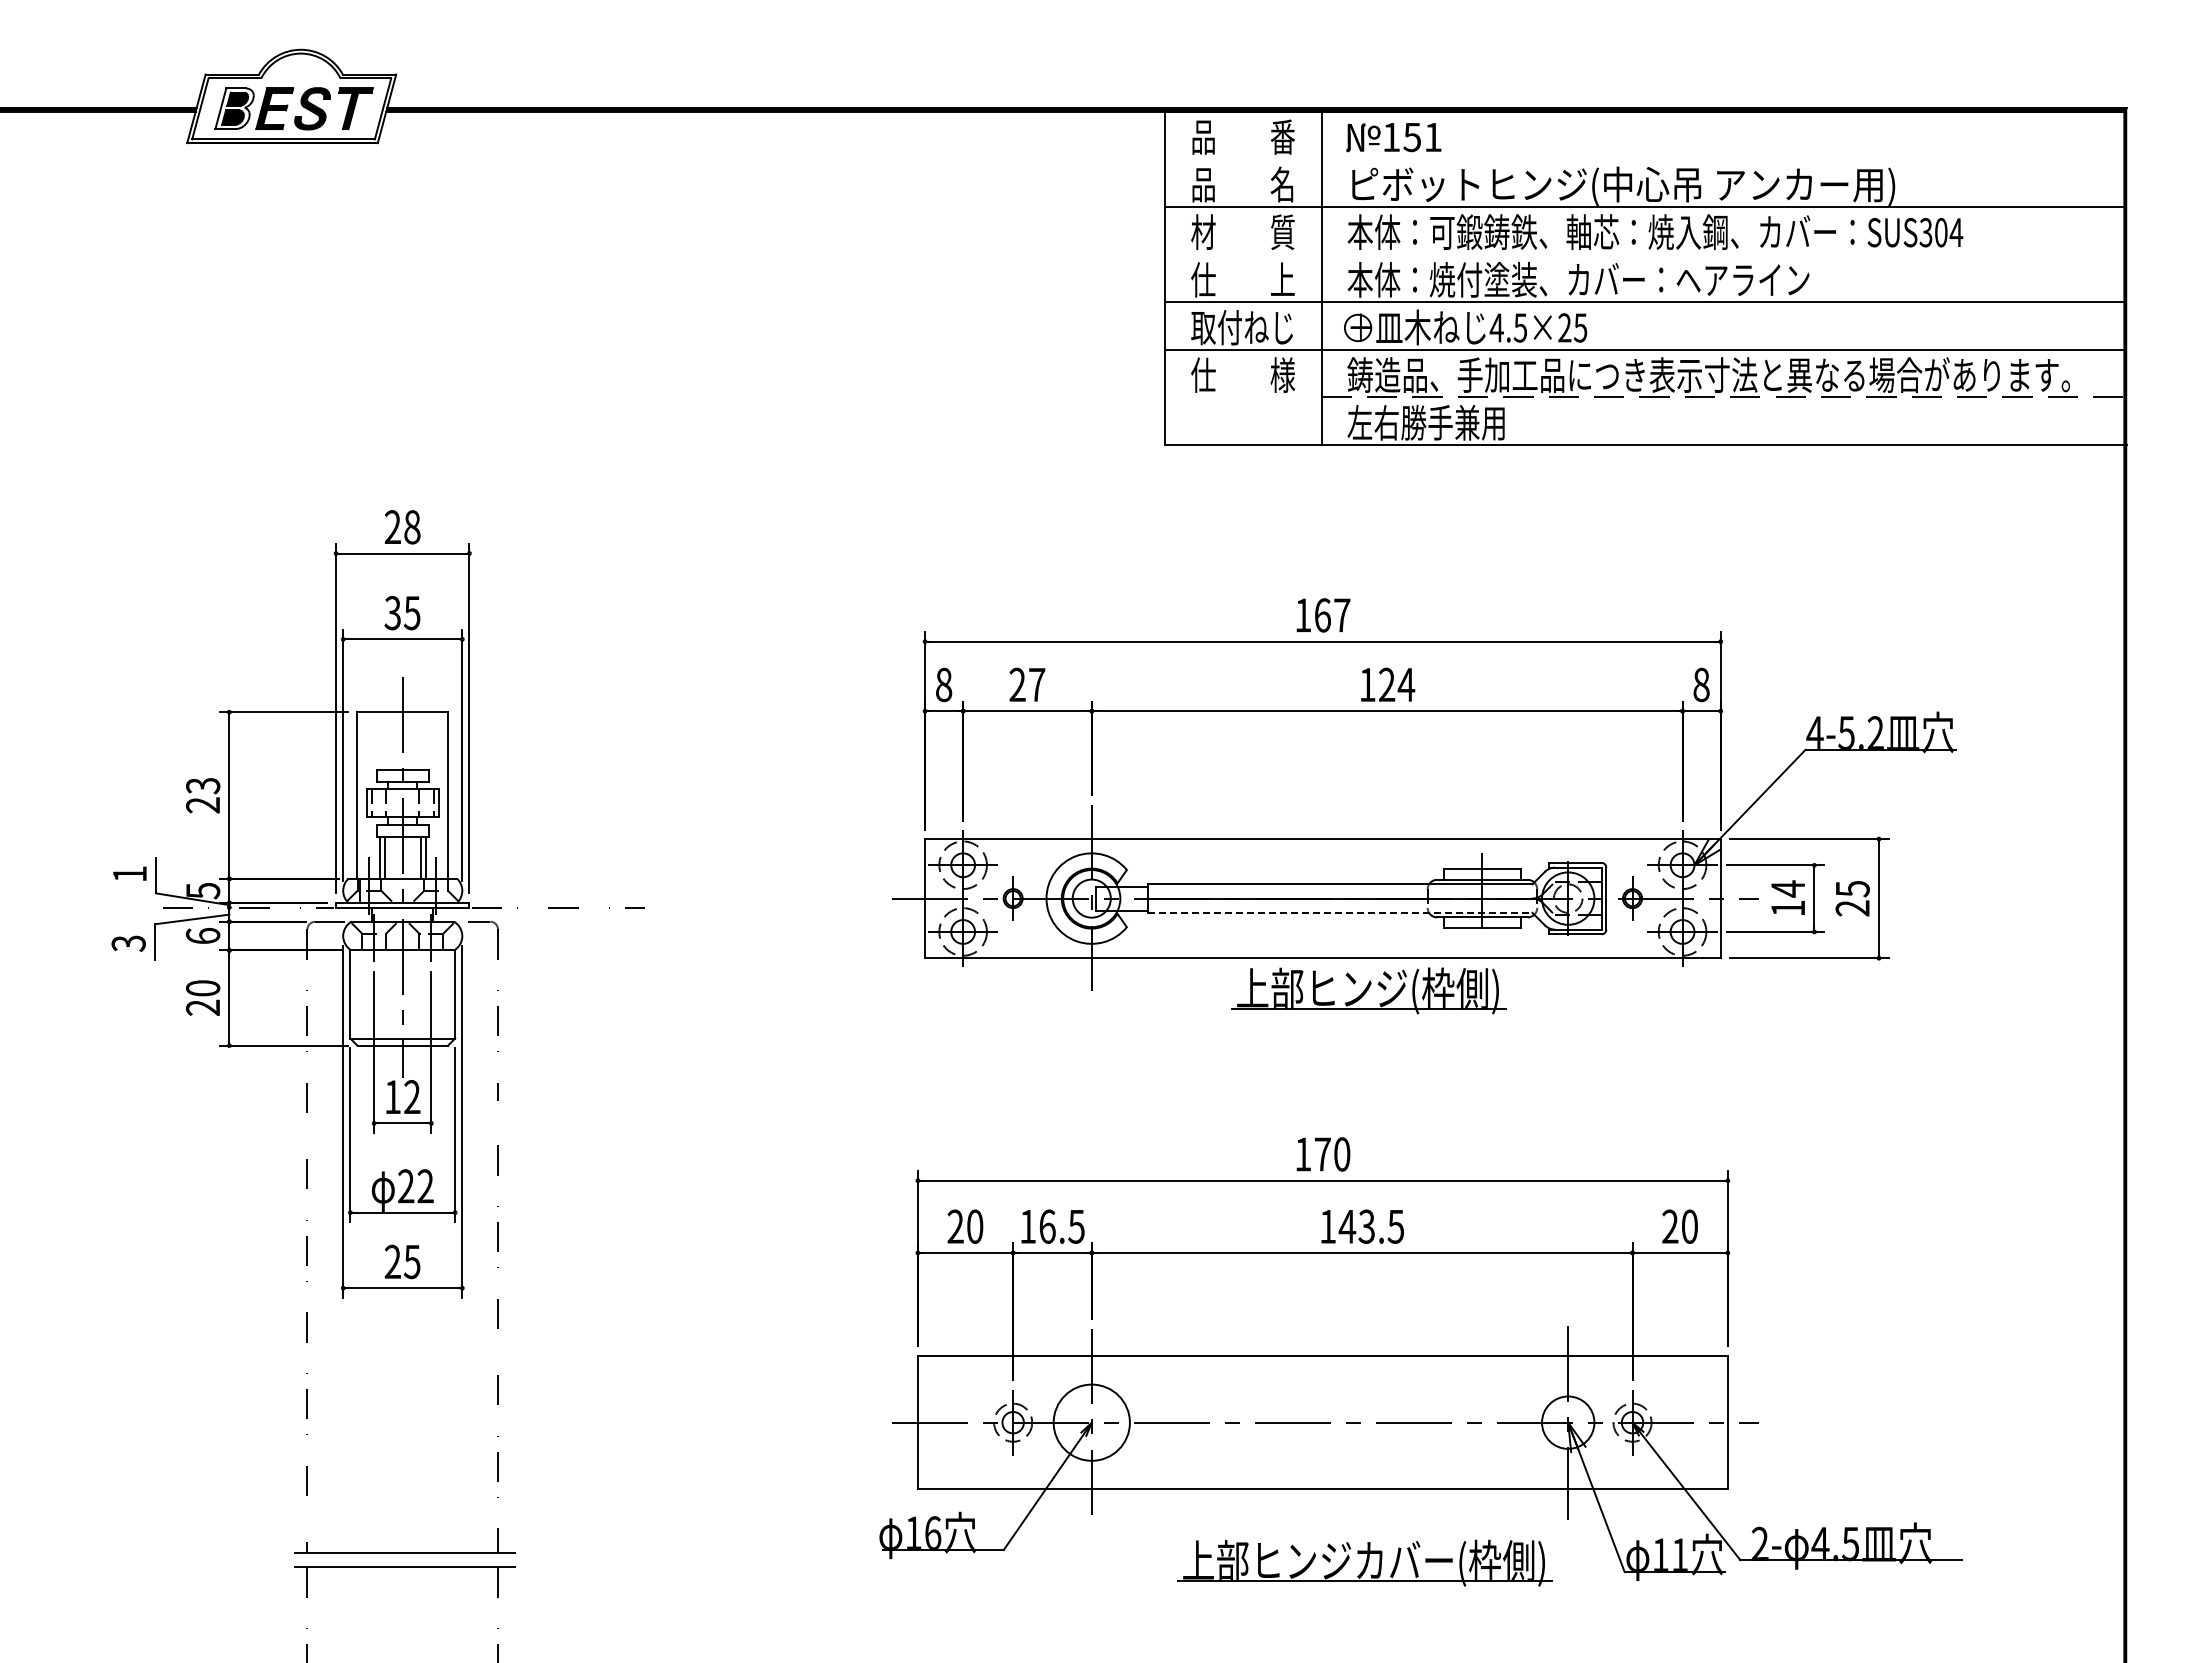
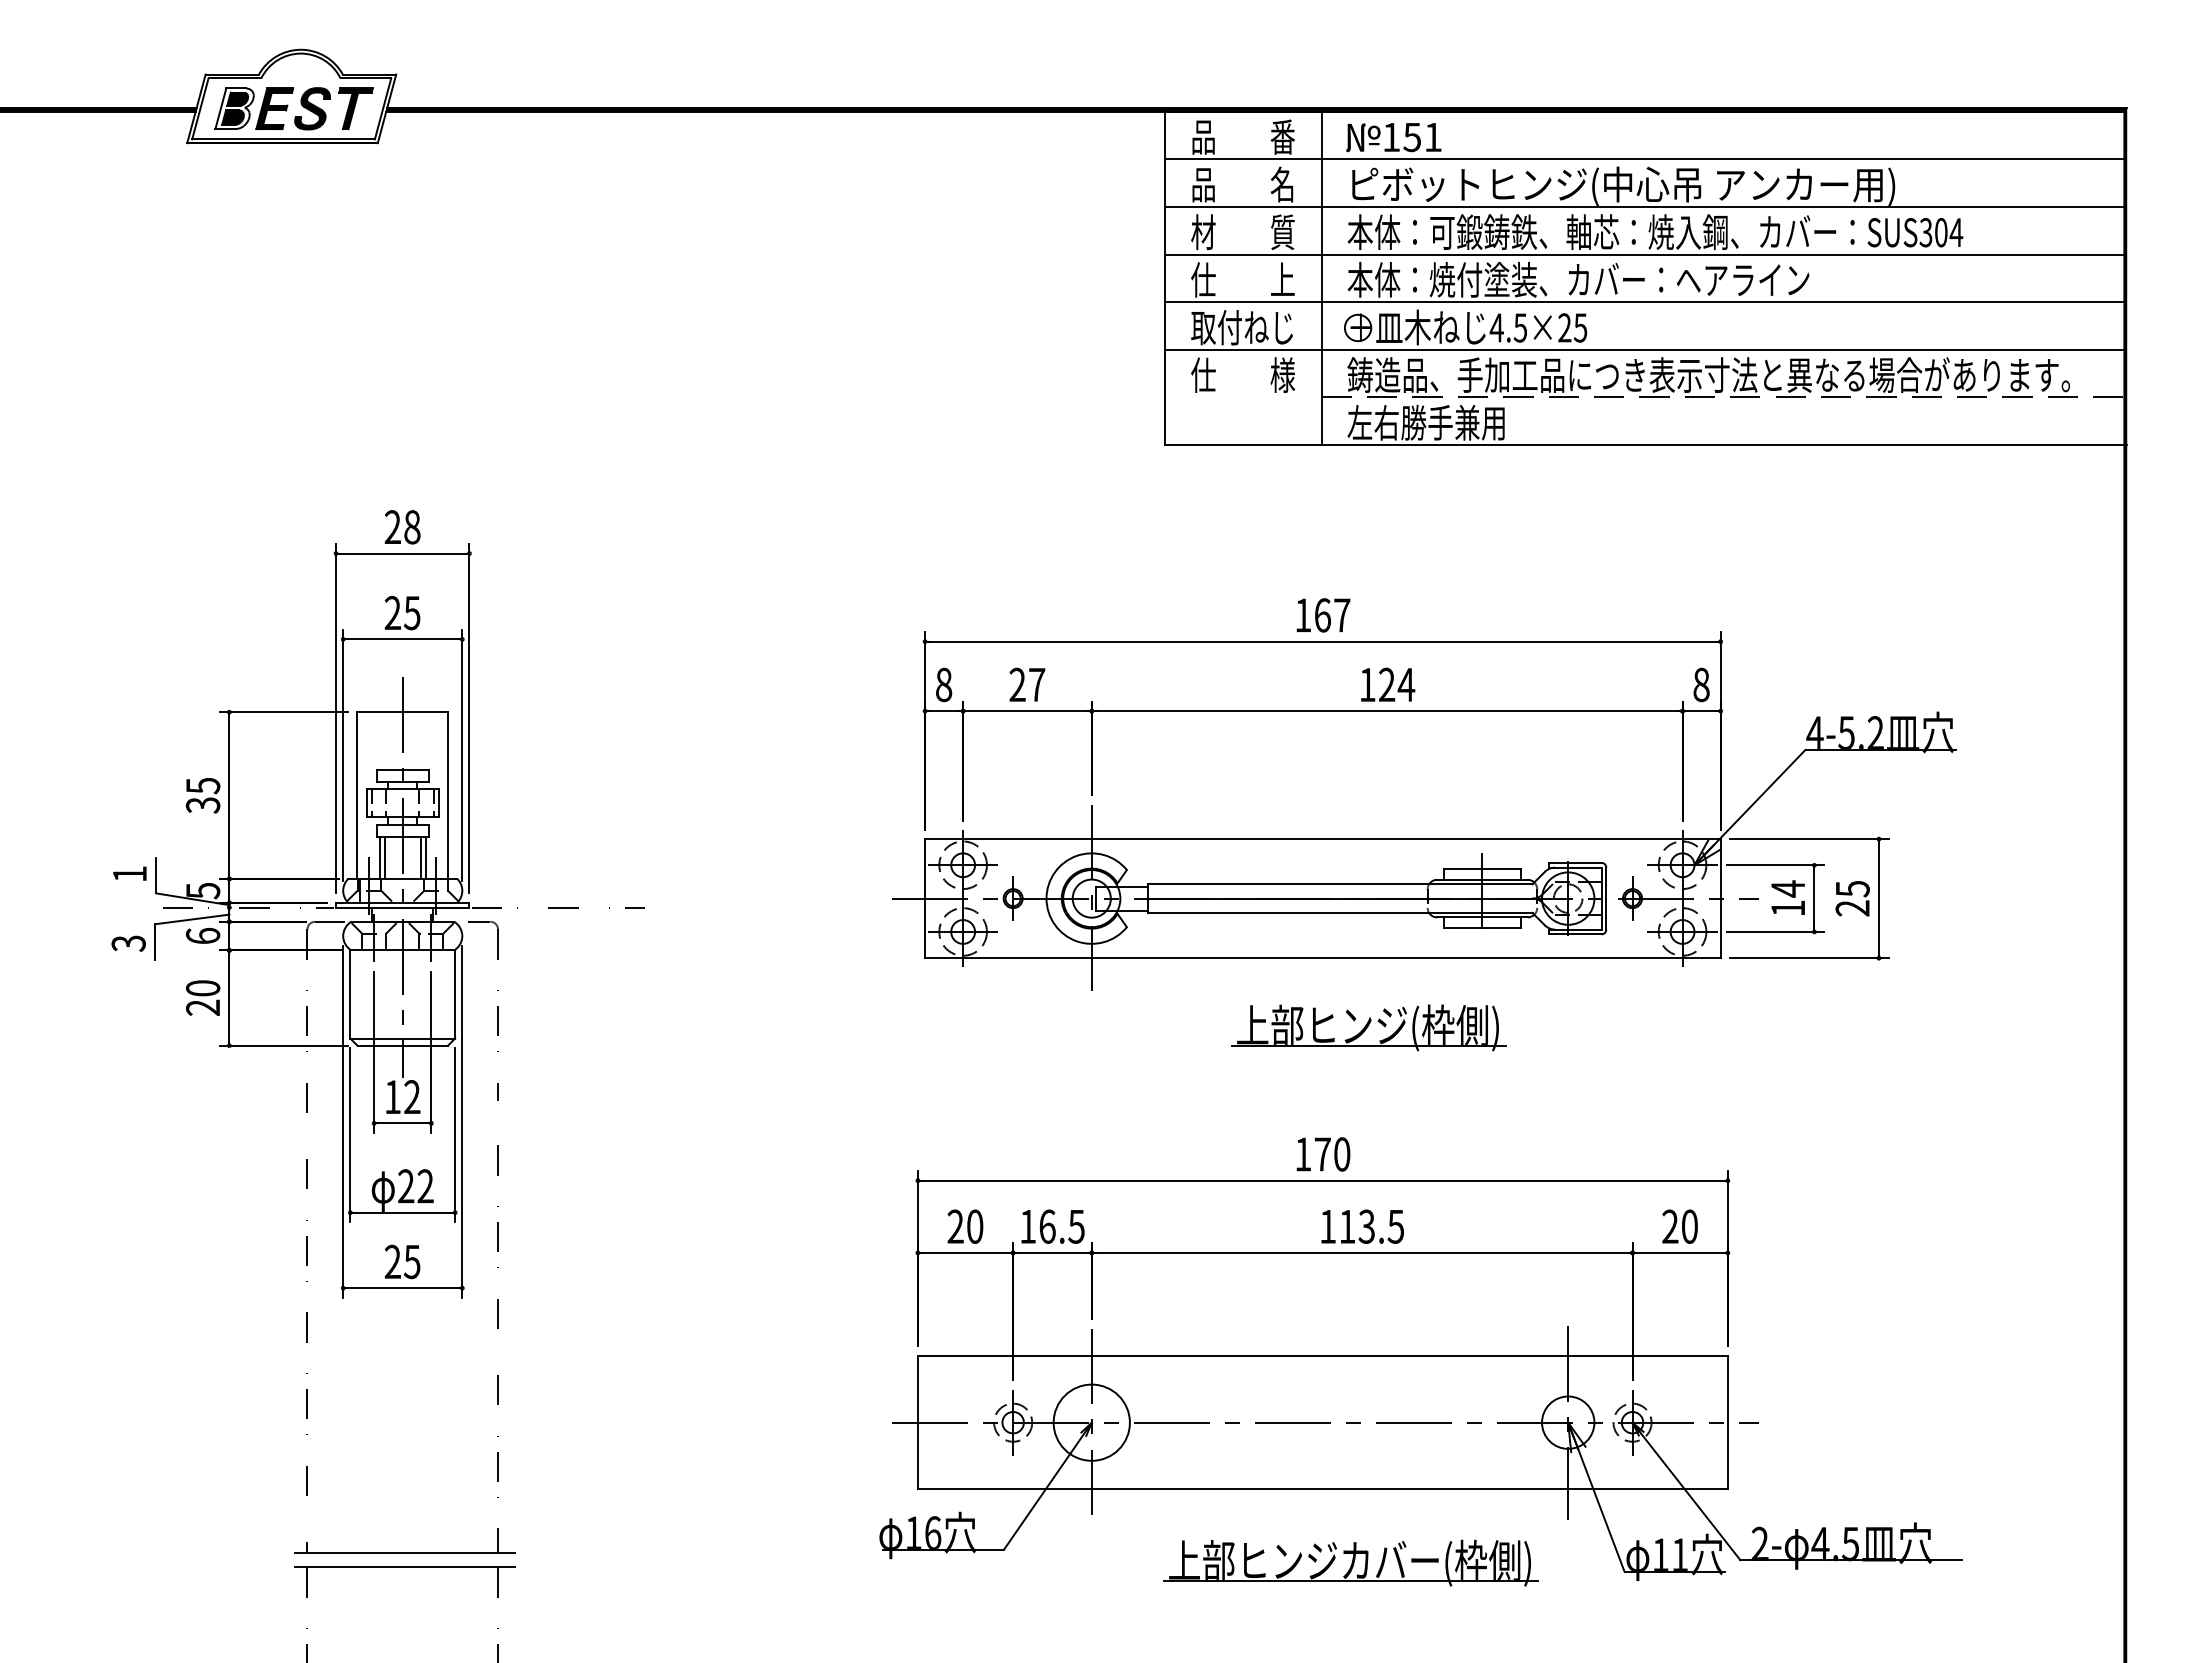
line: none -> present (1644, 159)
line: none -> present (1644, 254)
text: 35 -> 25 (392, 613)
text: 23 -> 35 (203, 795)
line: dashed -> solid (1340, 912)
part position: (1368, 990) -> (1368, 1027) (1368, 1027)
text: 143.5 -> 113.5 (1347, 1226)
part position: (1364, 1562) -> (1350, 1562) (1350, 1562)
